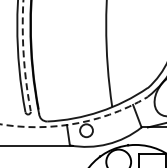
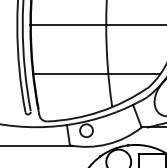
line: none -> present (96, 25)
arc: dashed -> solid (23, 56)
line: none -> present (96, 74)
arc: dashed -> solid (76, 123)
